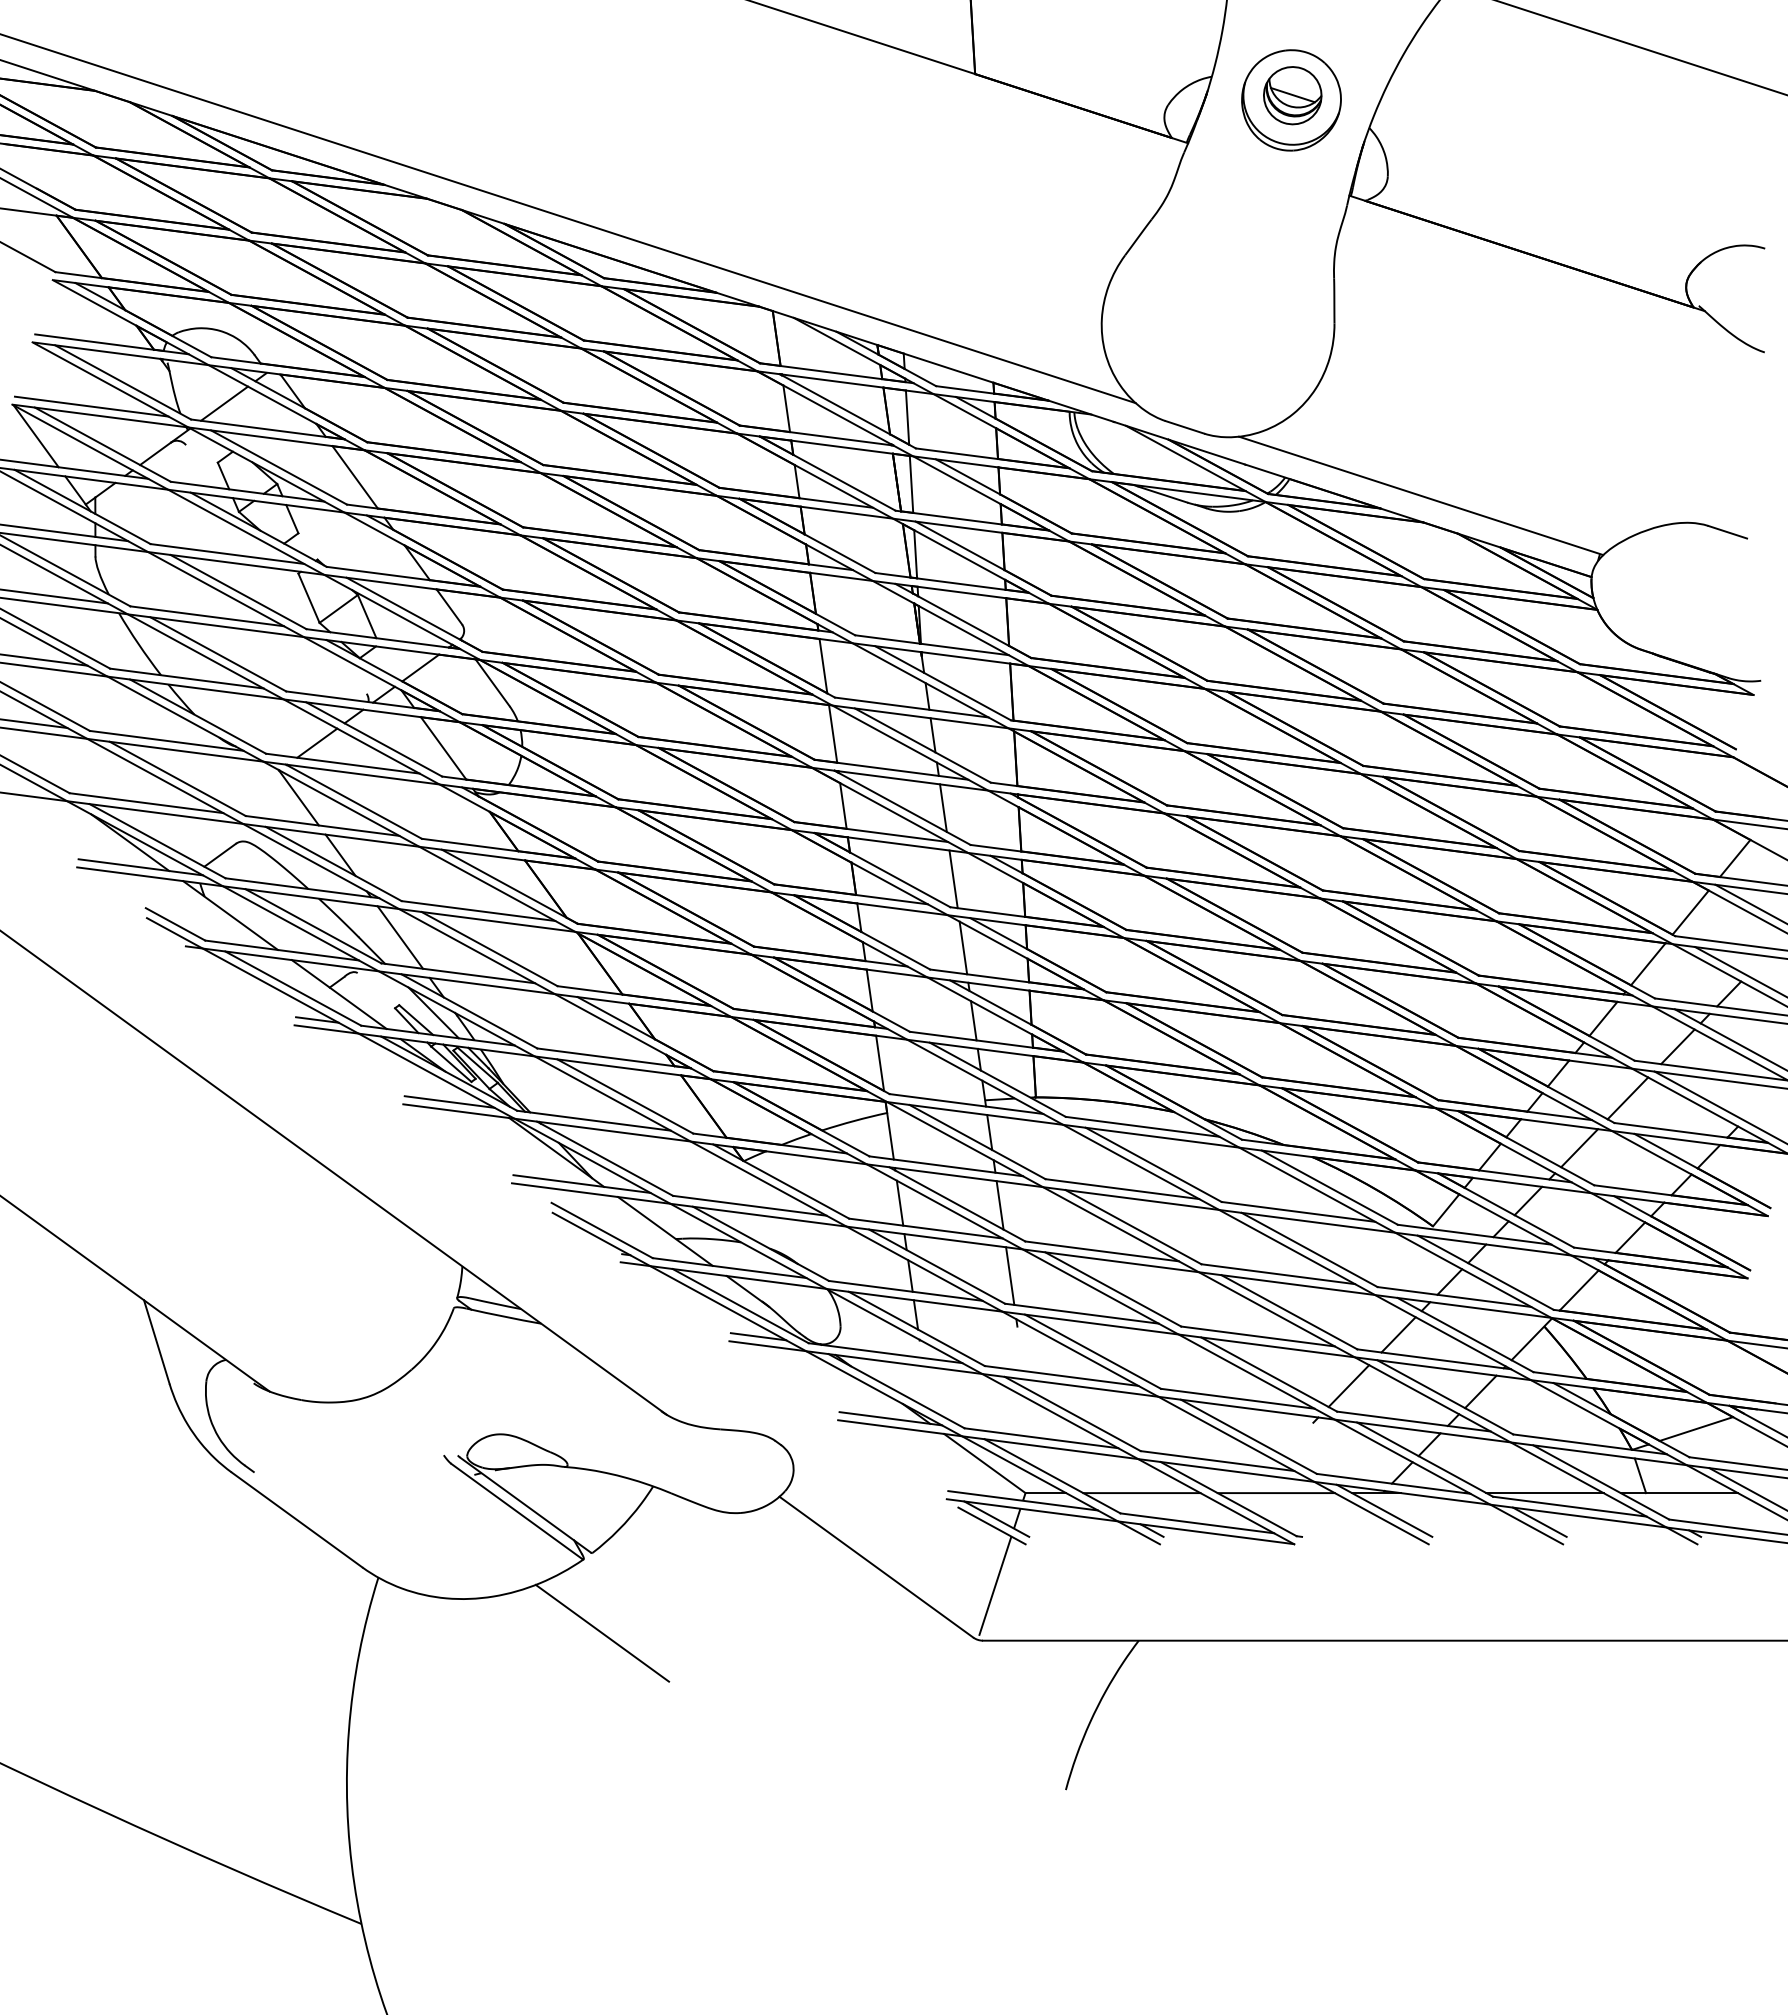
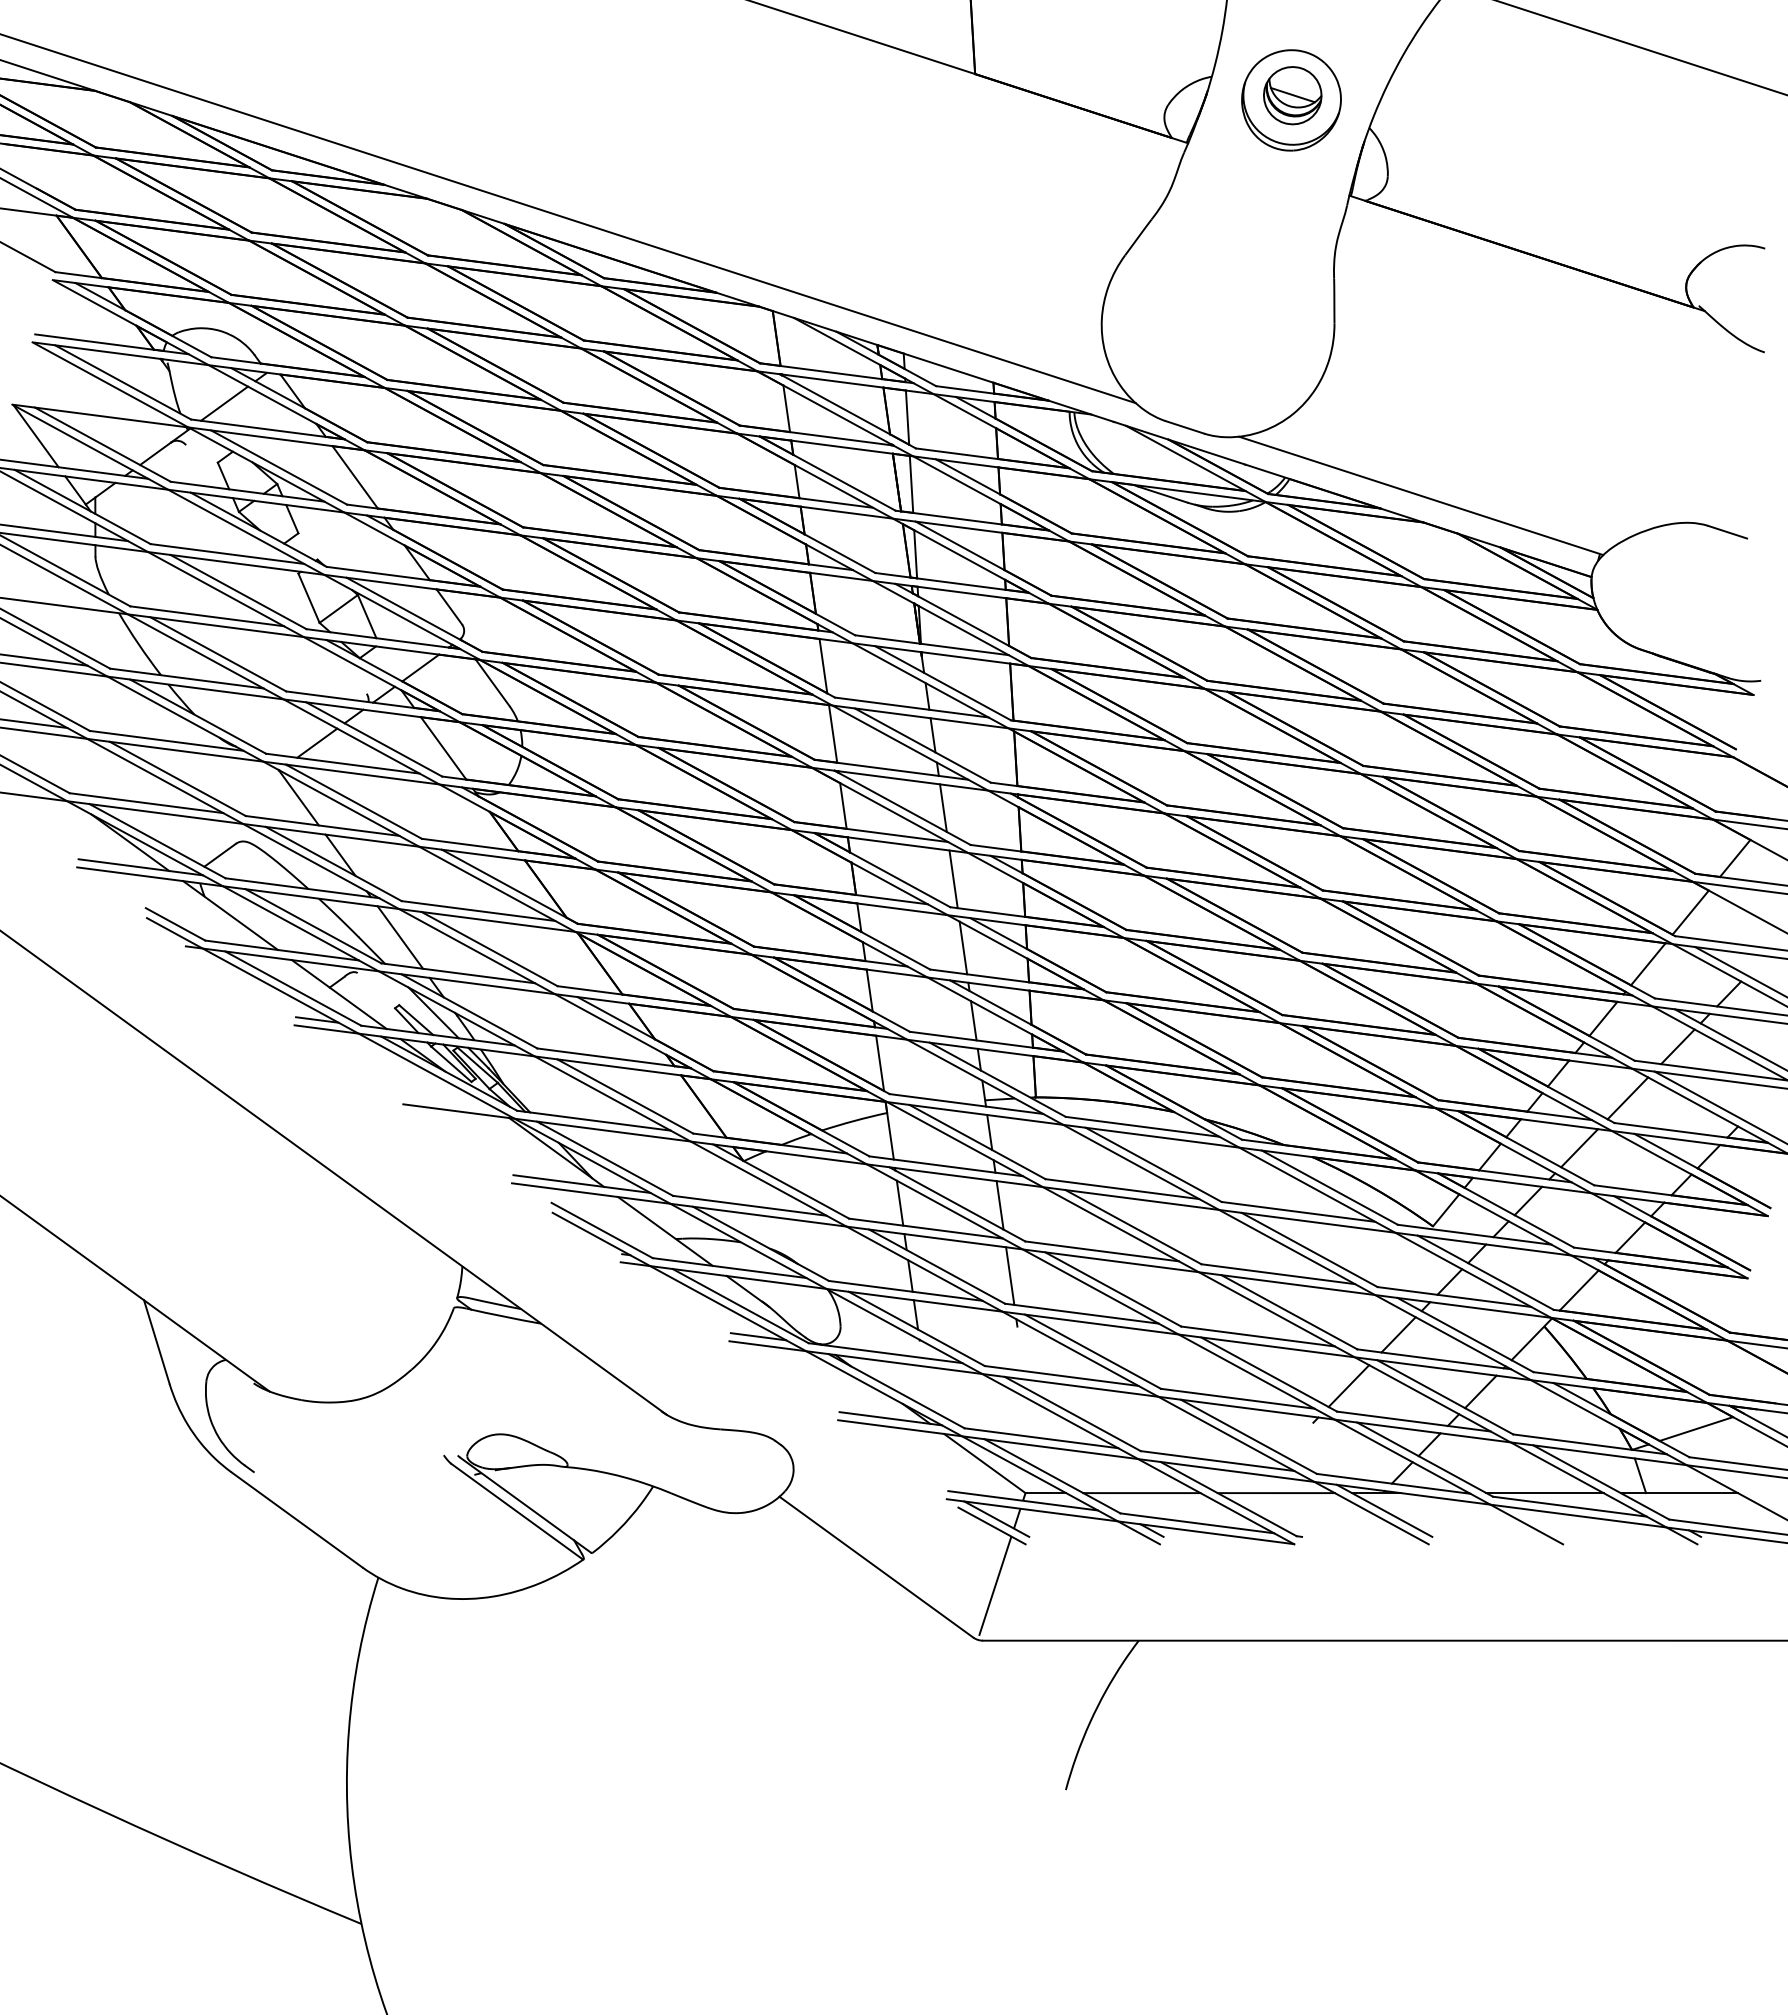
line: present -> none (91, 406)
line: present -> none (54, 596)
line: present -> none (1749, 903)
line: present -> none (449, 1101)
line: present -> none (1746, 1488)
line: present -> none (1539, 1521)
line: present -> none (602, 1632)
